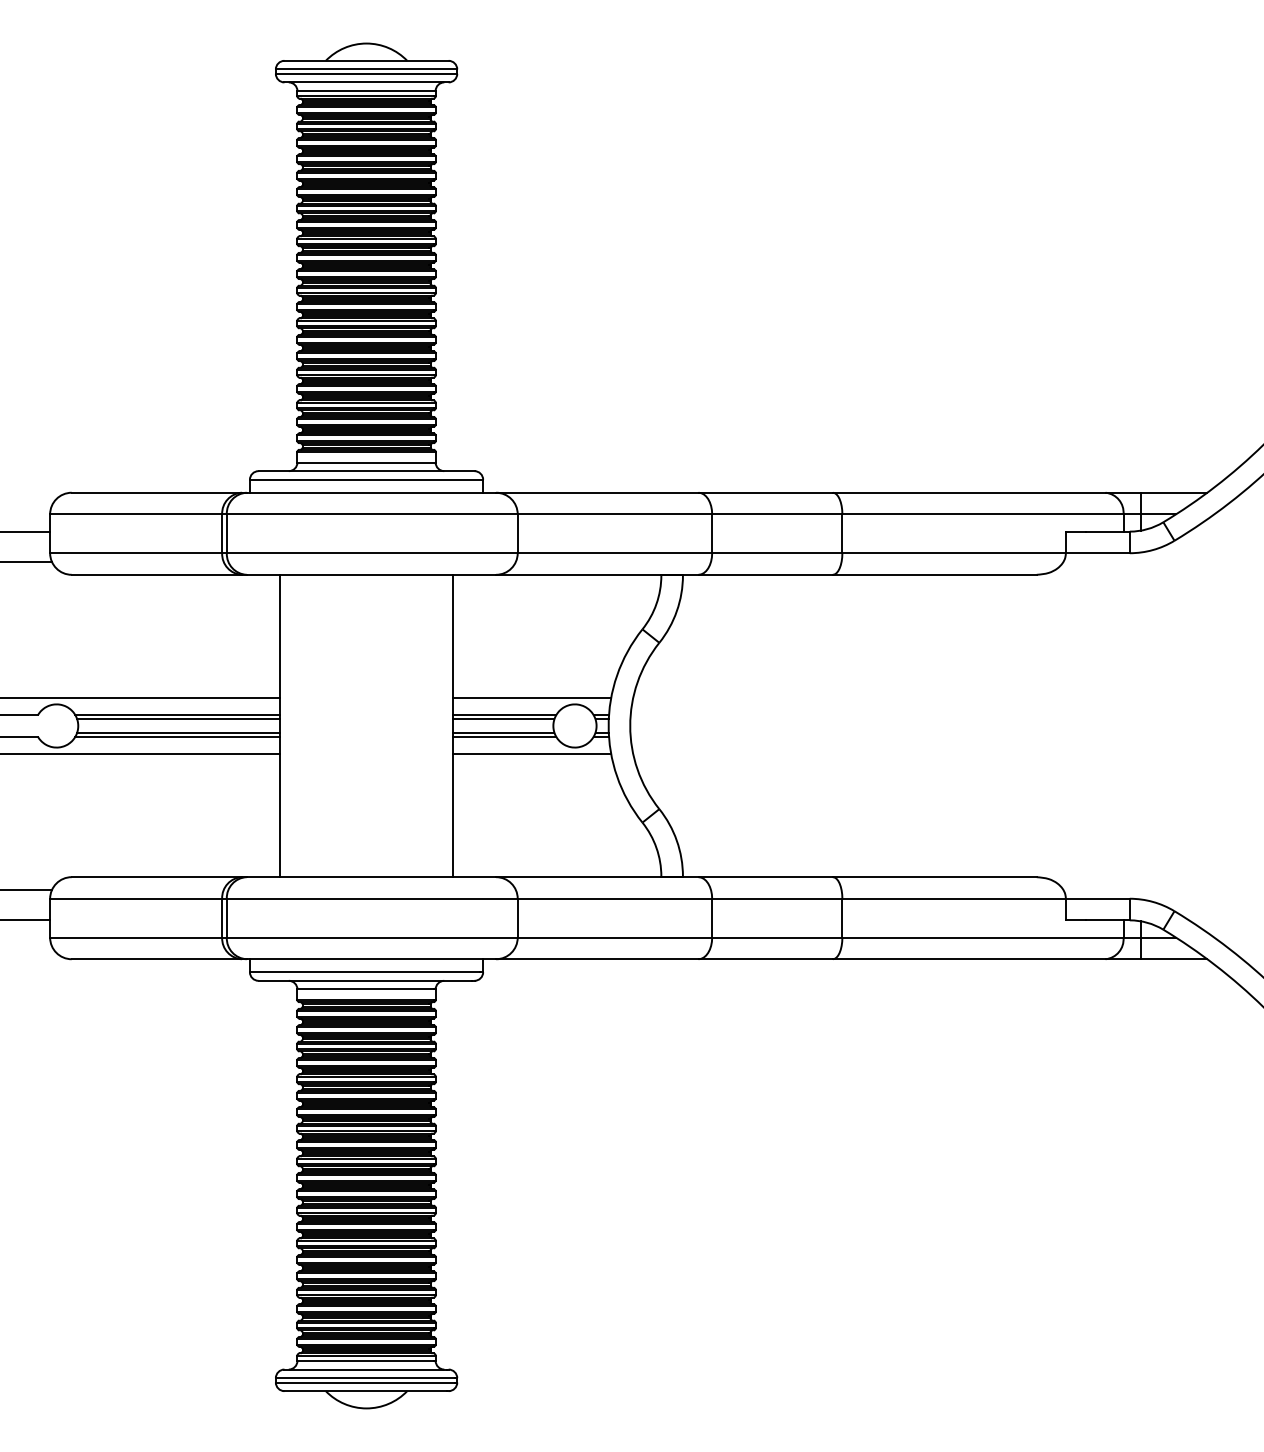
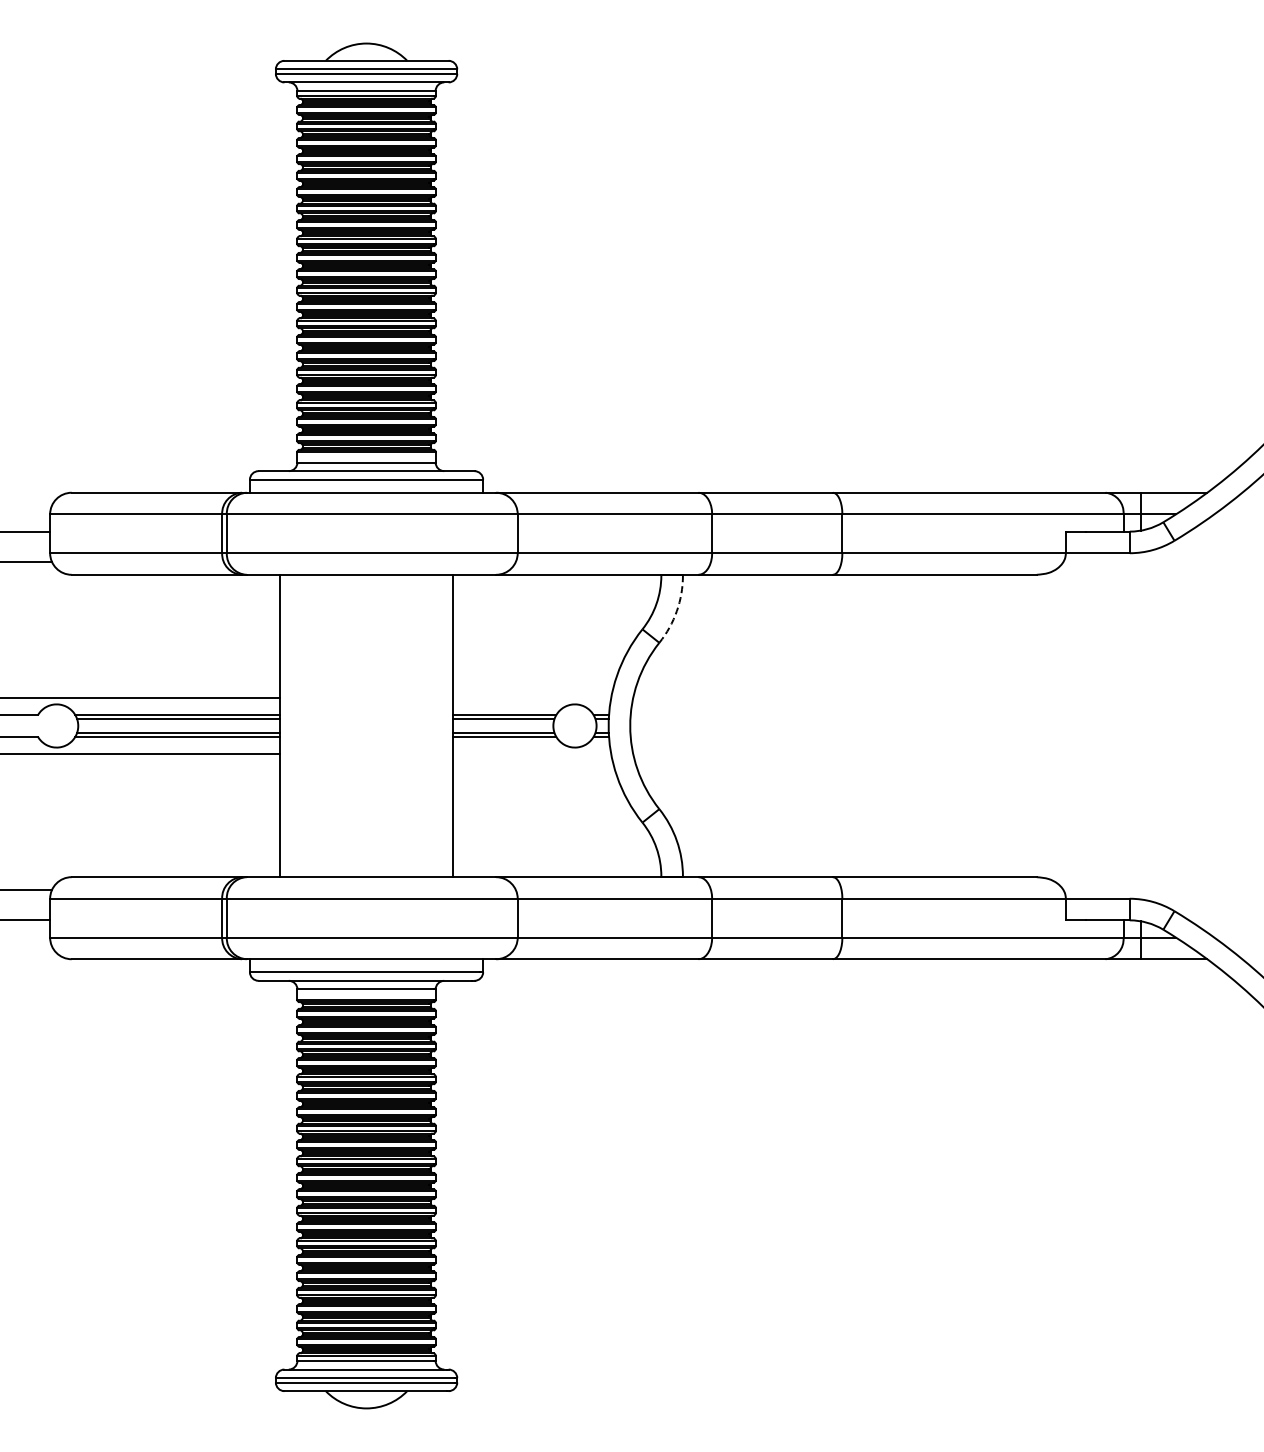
arc: solid -> dashed (676, 611)
line: present -> none (531, 698)
line: present -> none (531, 753)
